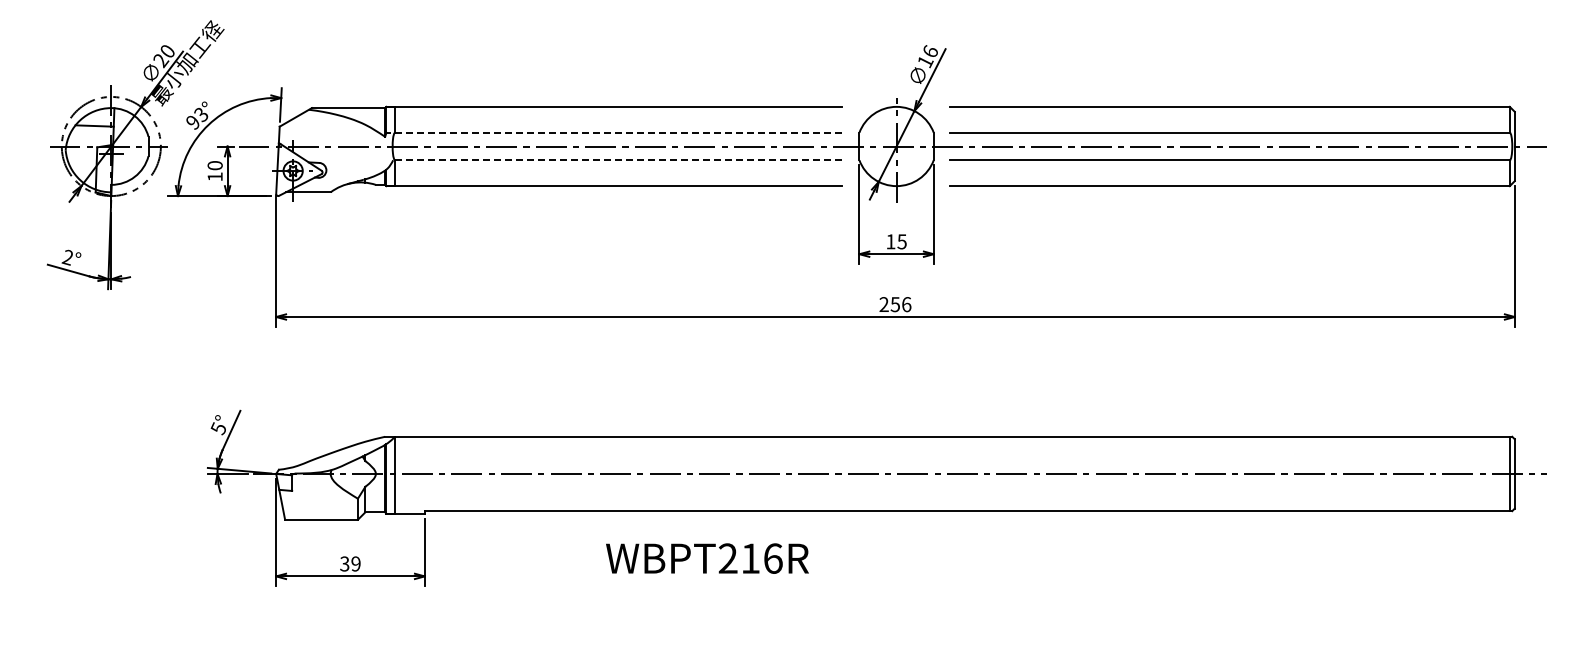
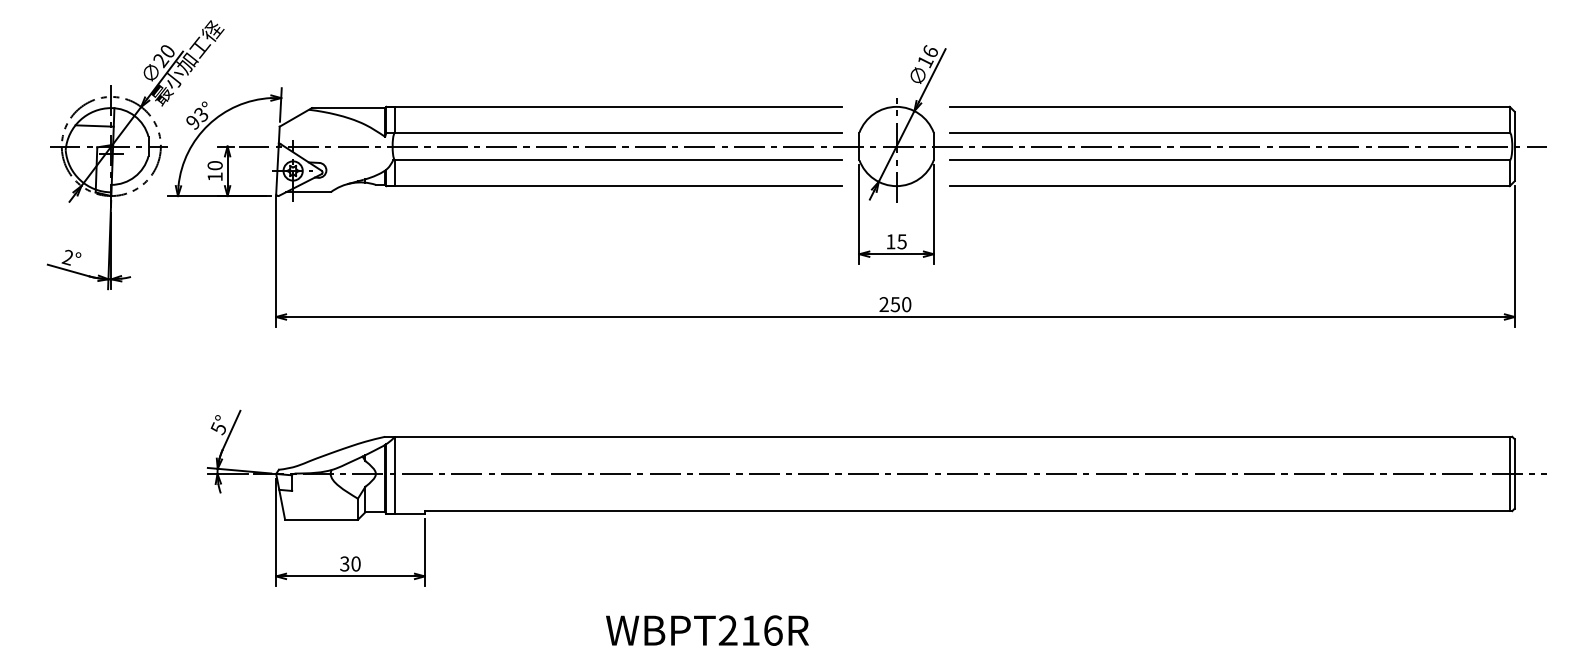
line: dashed -> solid (614, 132)
line: dashed -> solid (617, 160)
text: 256 -> 250 (906, 304)
text position: (707, 558) -> (707, 630) (707, 630)
text: 39 -> 30 (355, 563)
